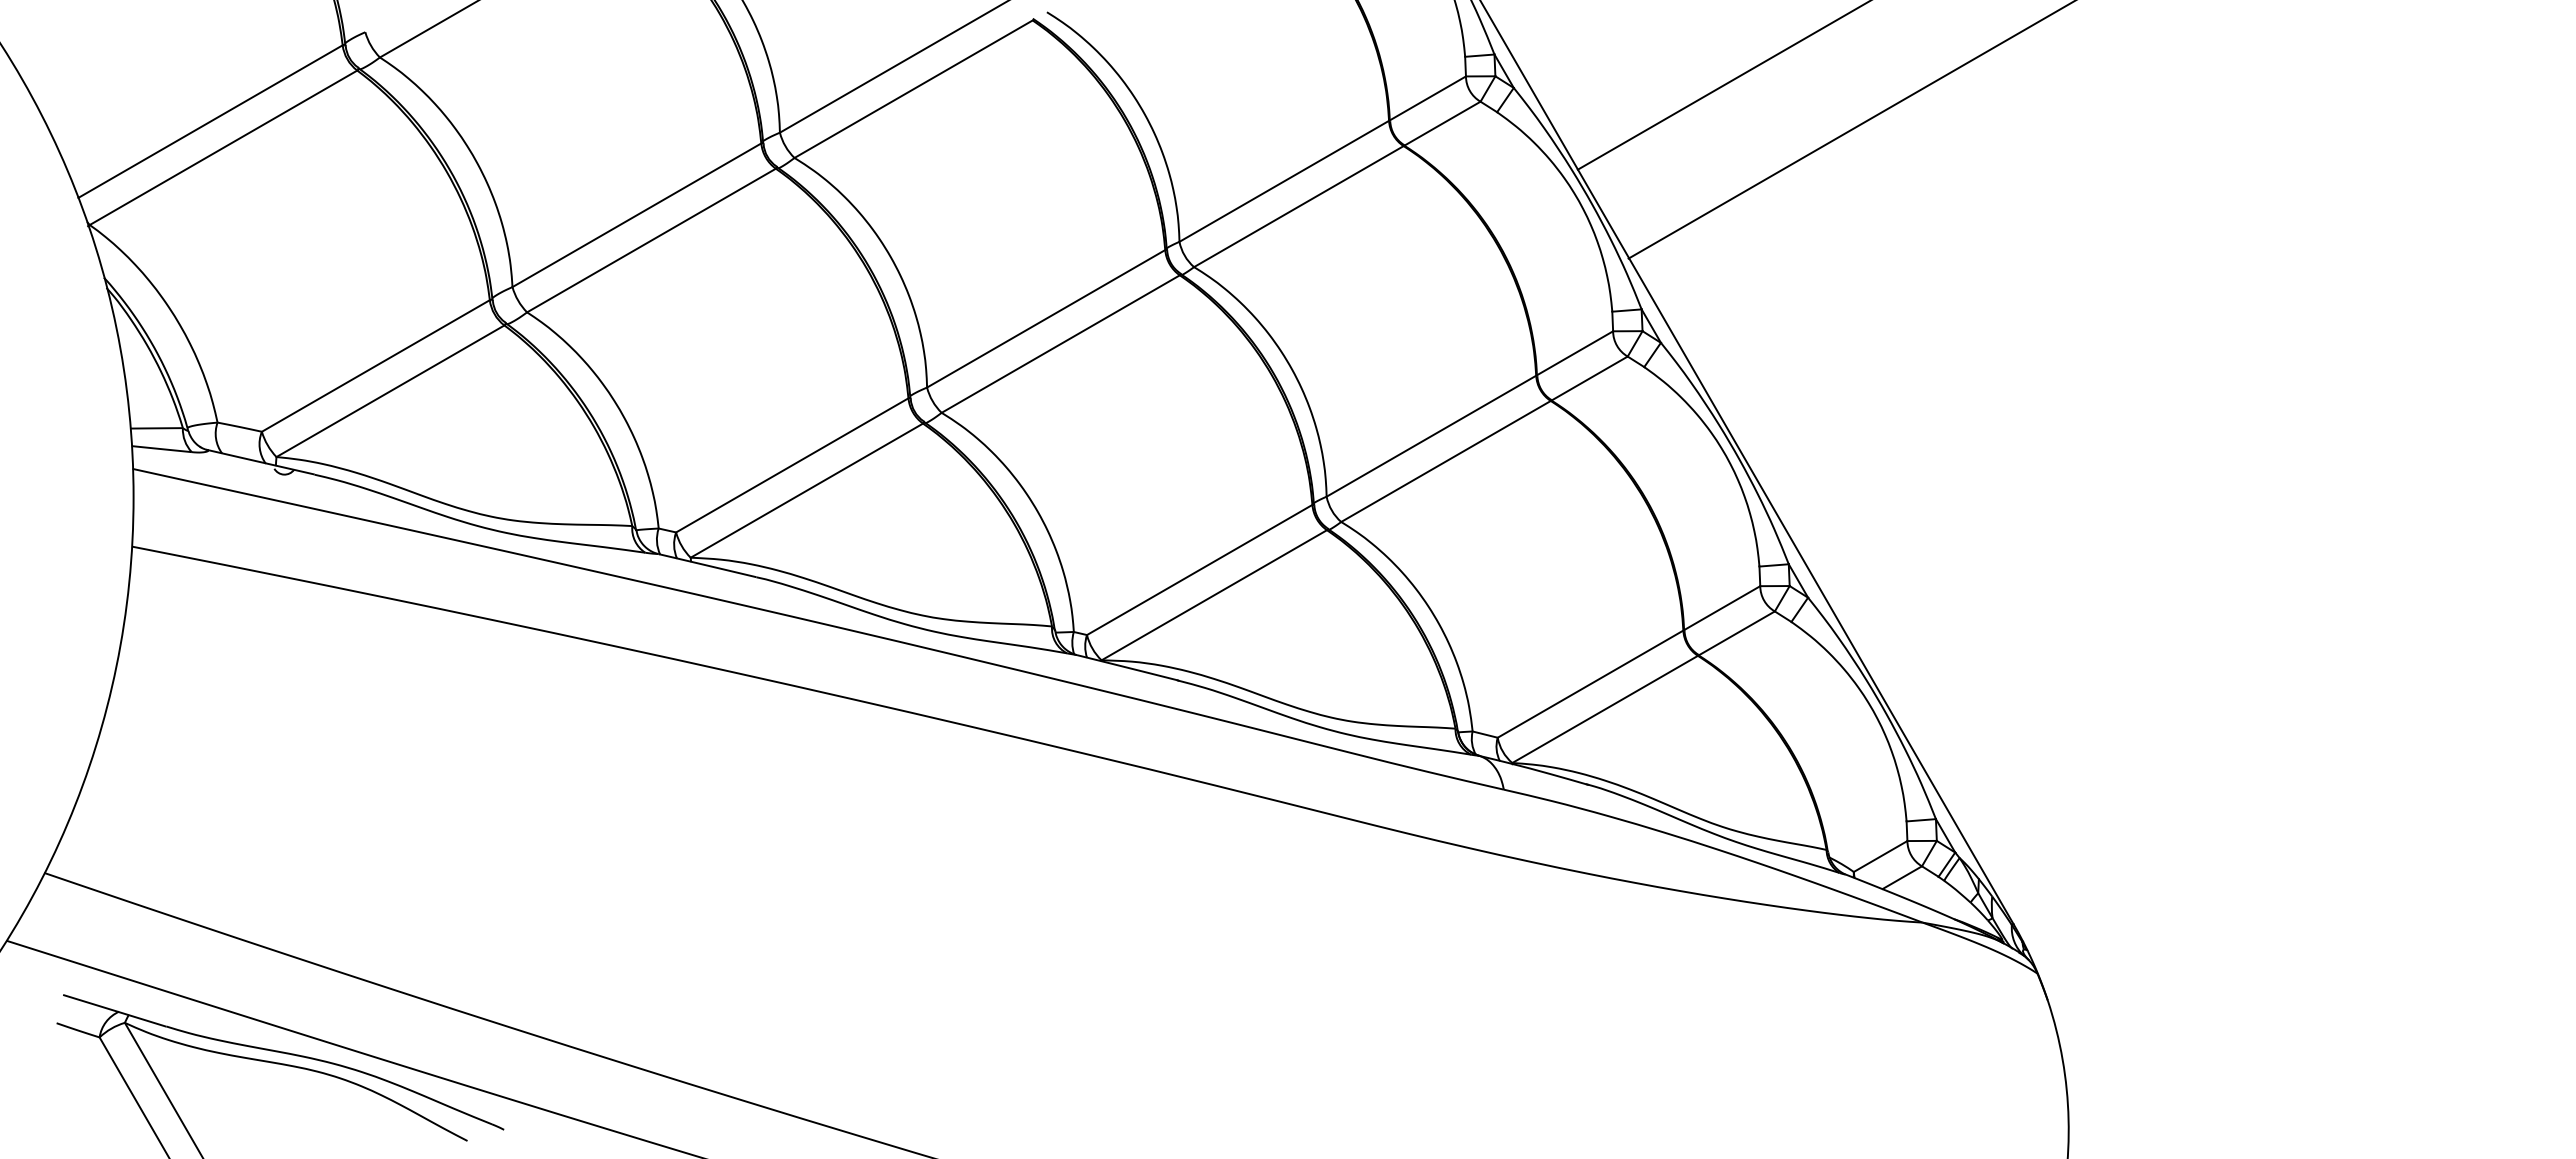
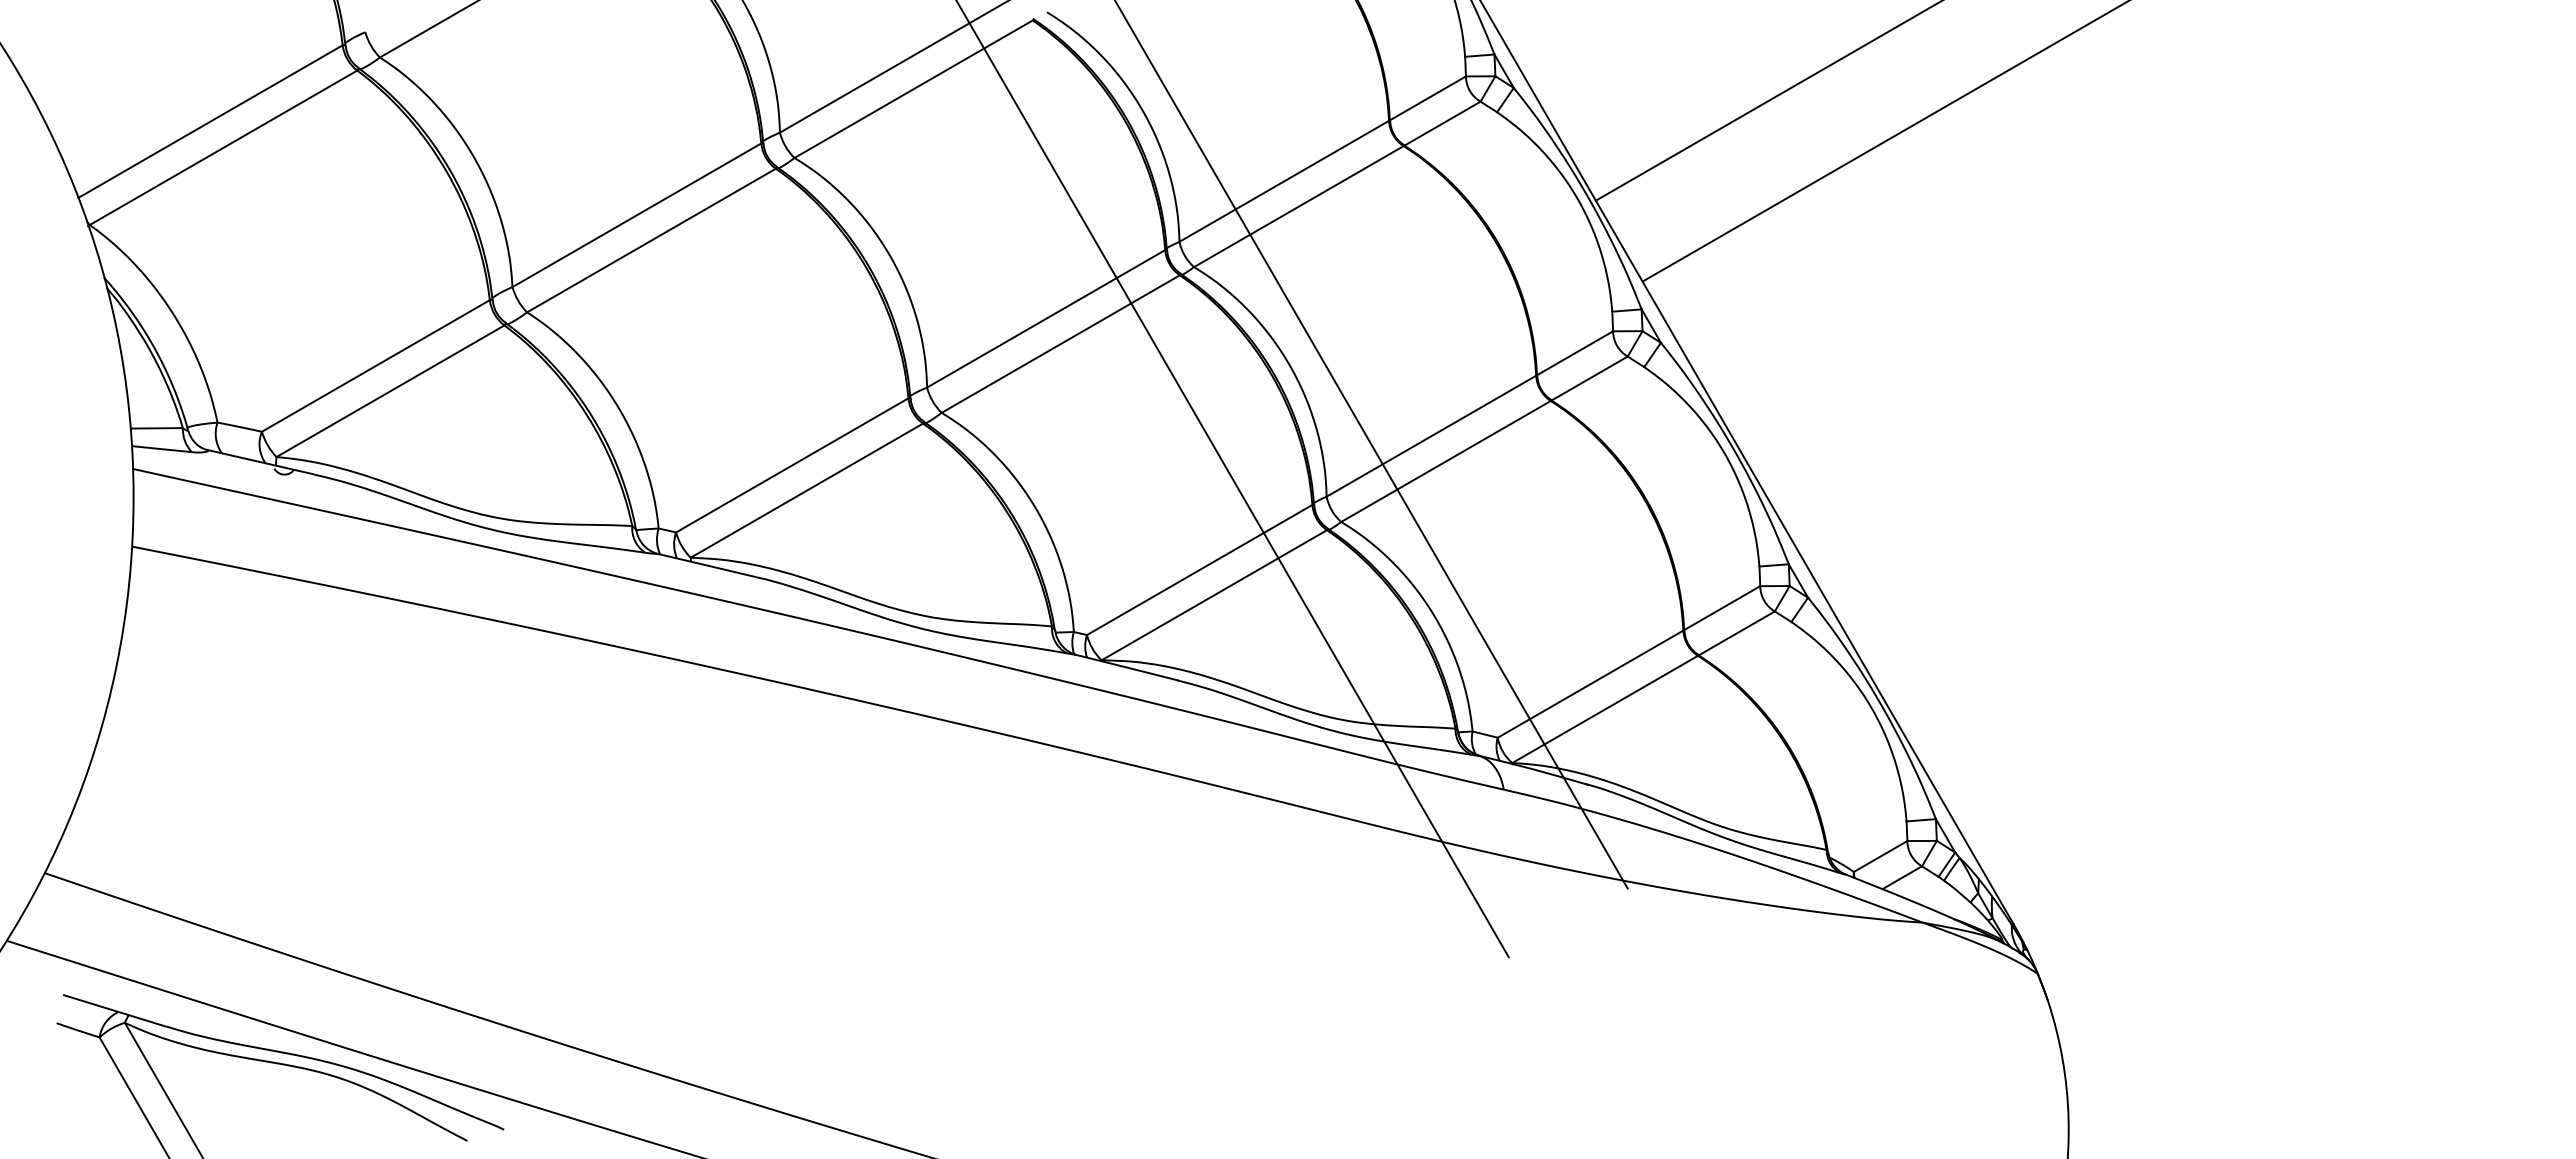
line position: (1722, 85) -> (1767, 101) (1767, 101)
line position: (1850, 130) -> (1884, 141) (1884, 141)
line: none -> present (1372, 445)
line: none -> present (1233, 479)
